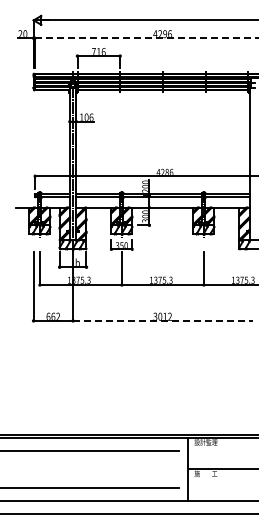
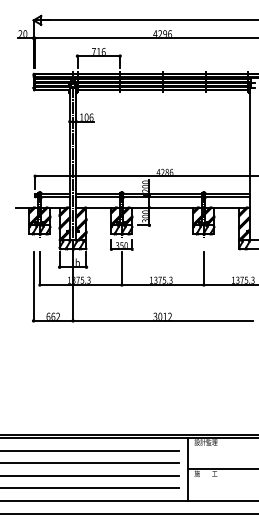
line: dashed -> solid (146, 38)
line: dashed -> solid (162, 320)
line: none -> present (90, 463)
line: none -> present (90, 475)
